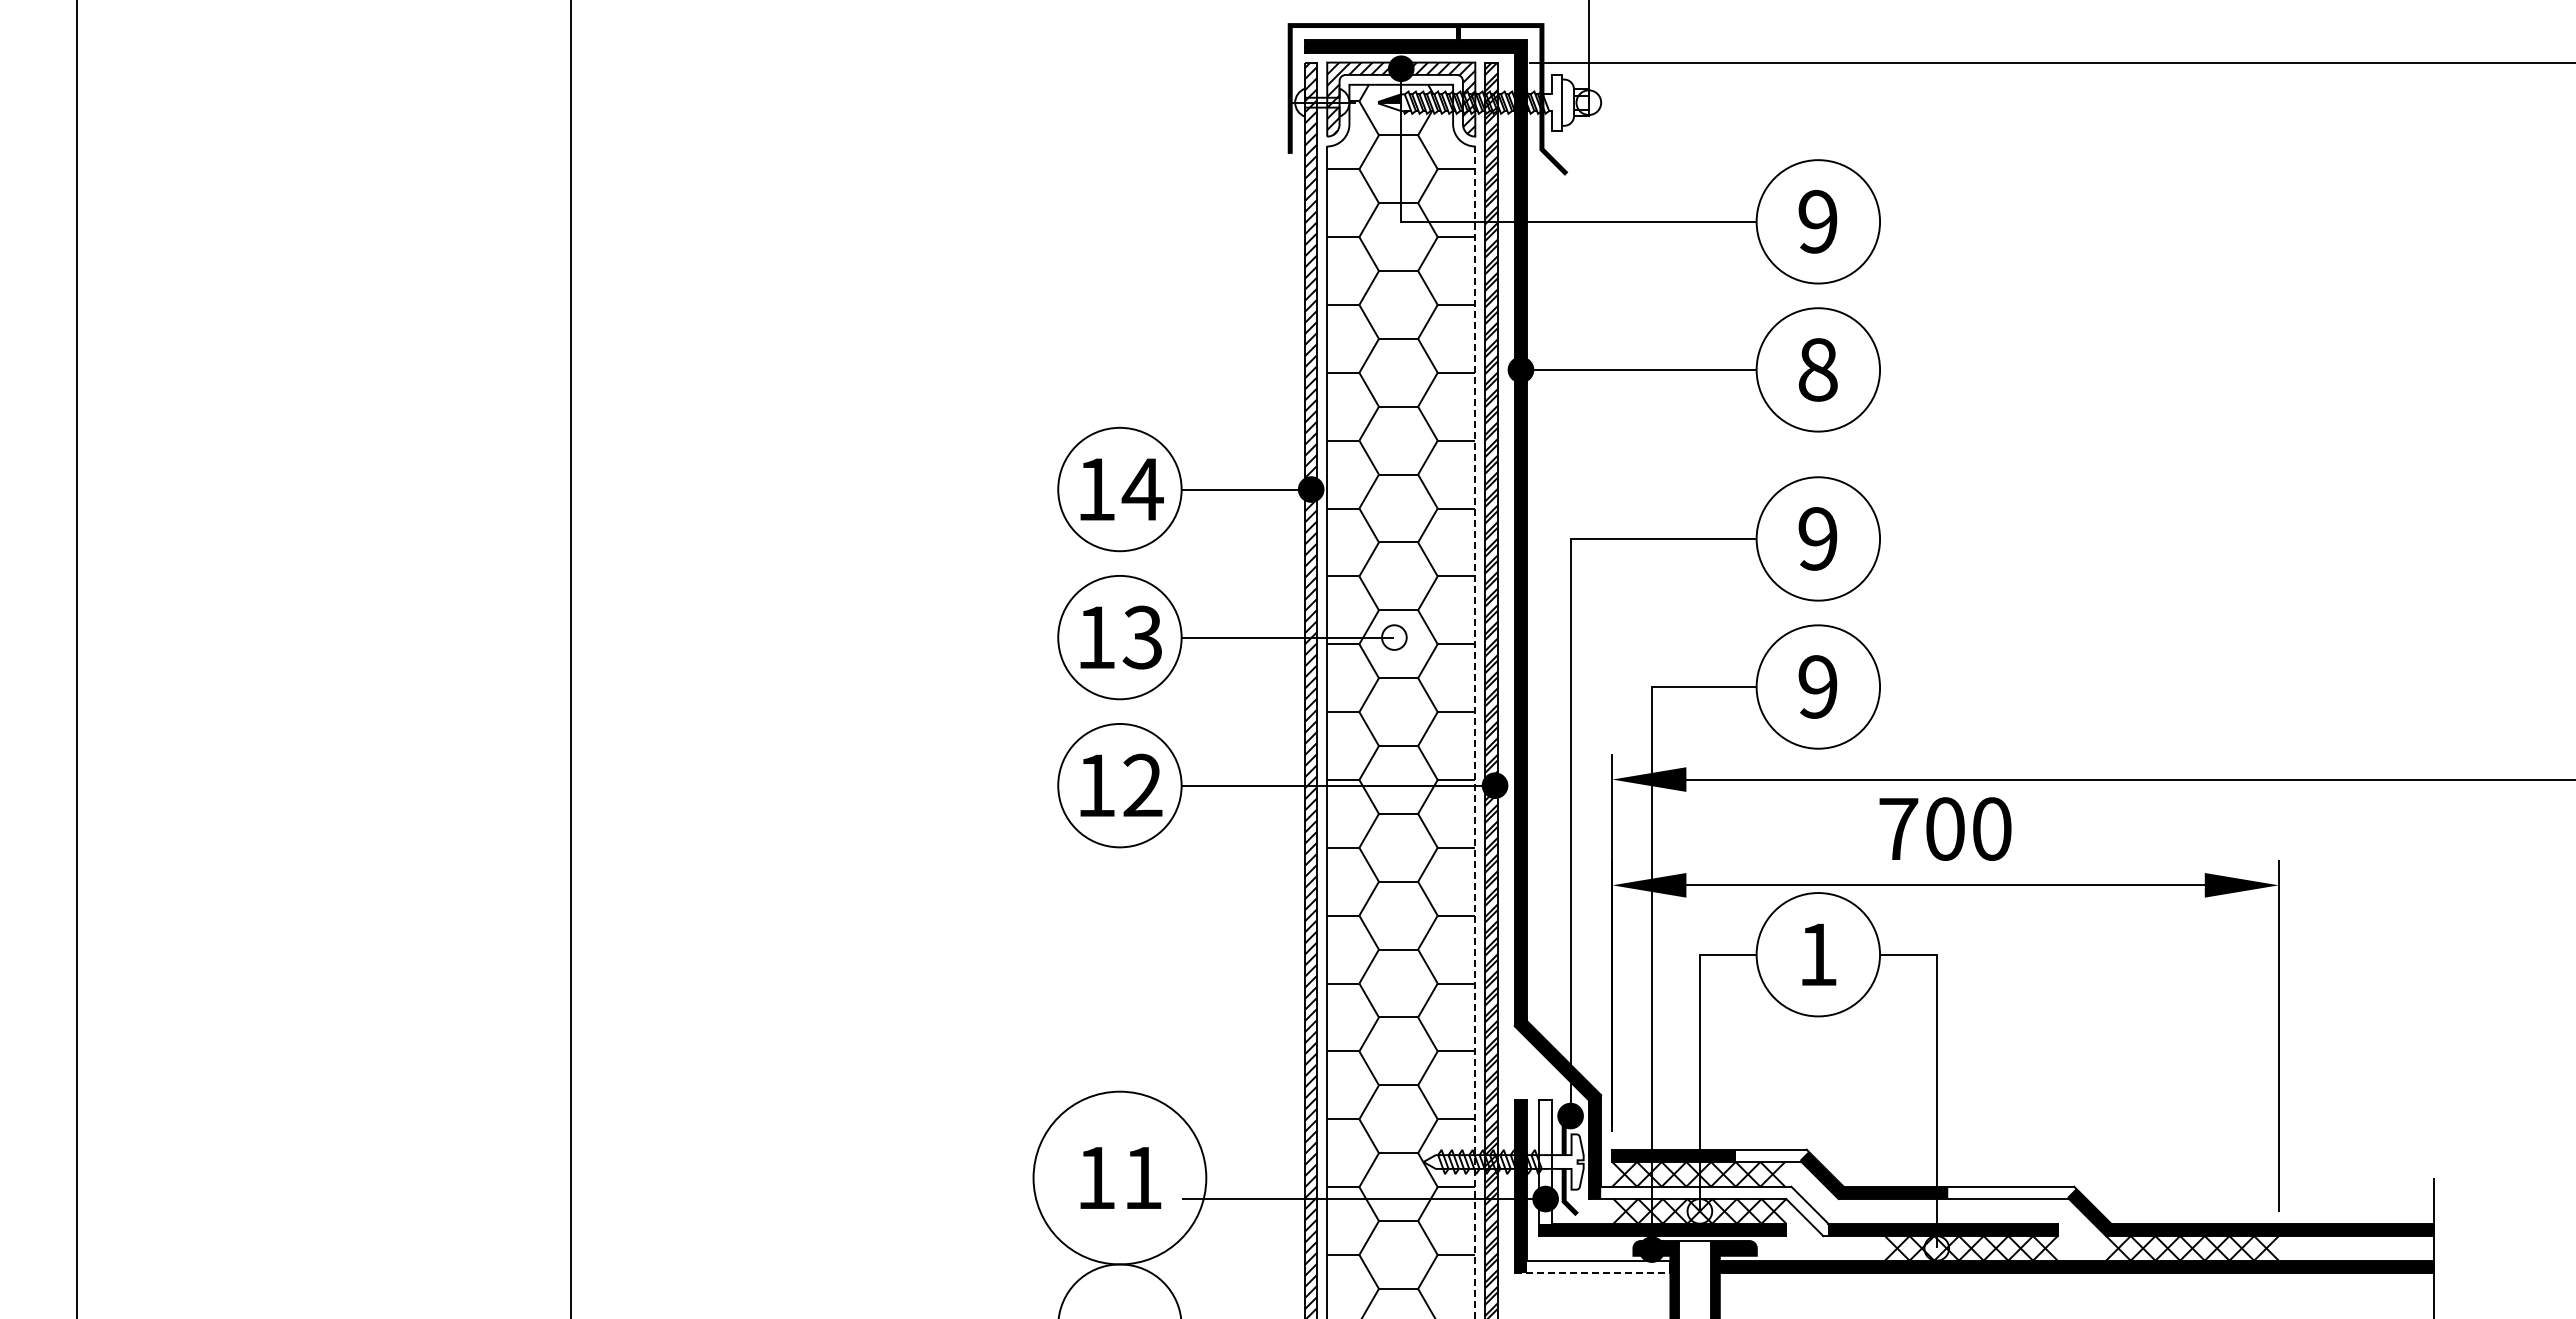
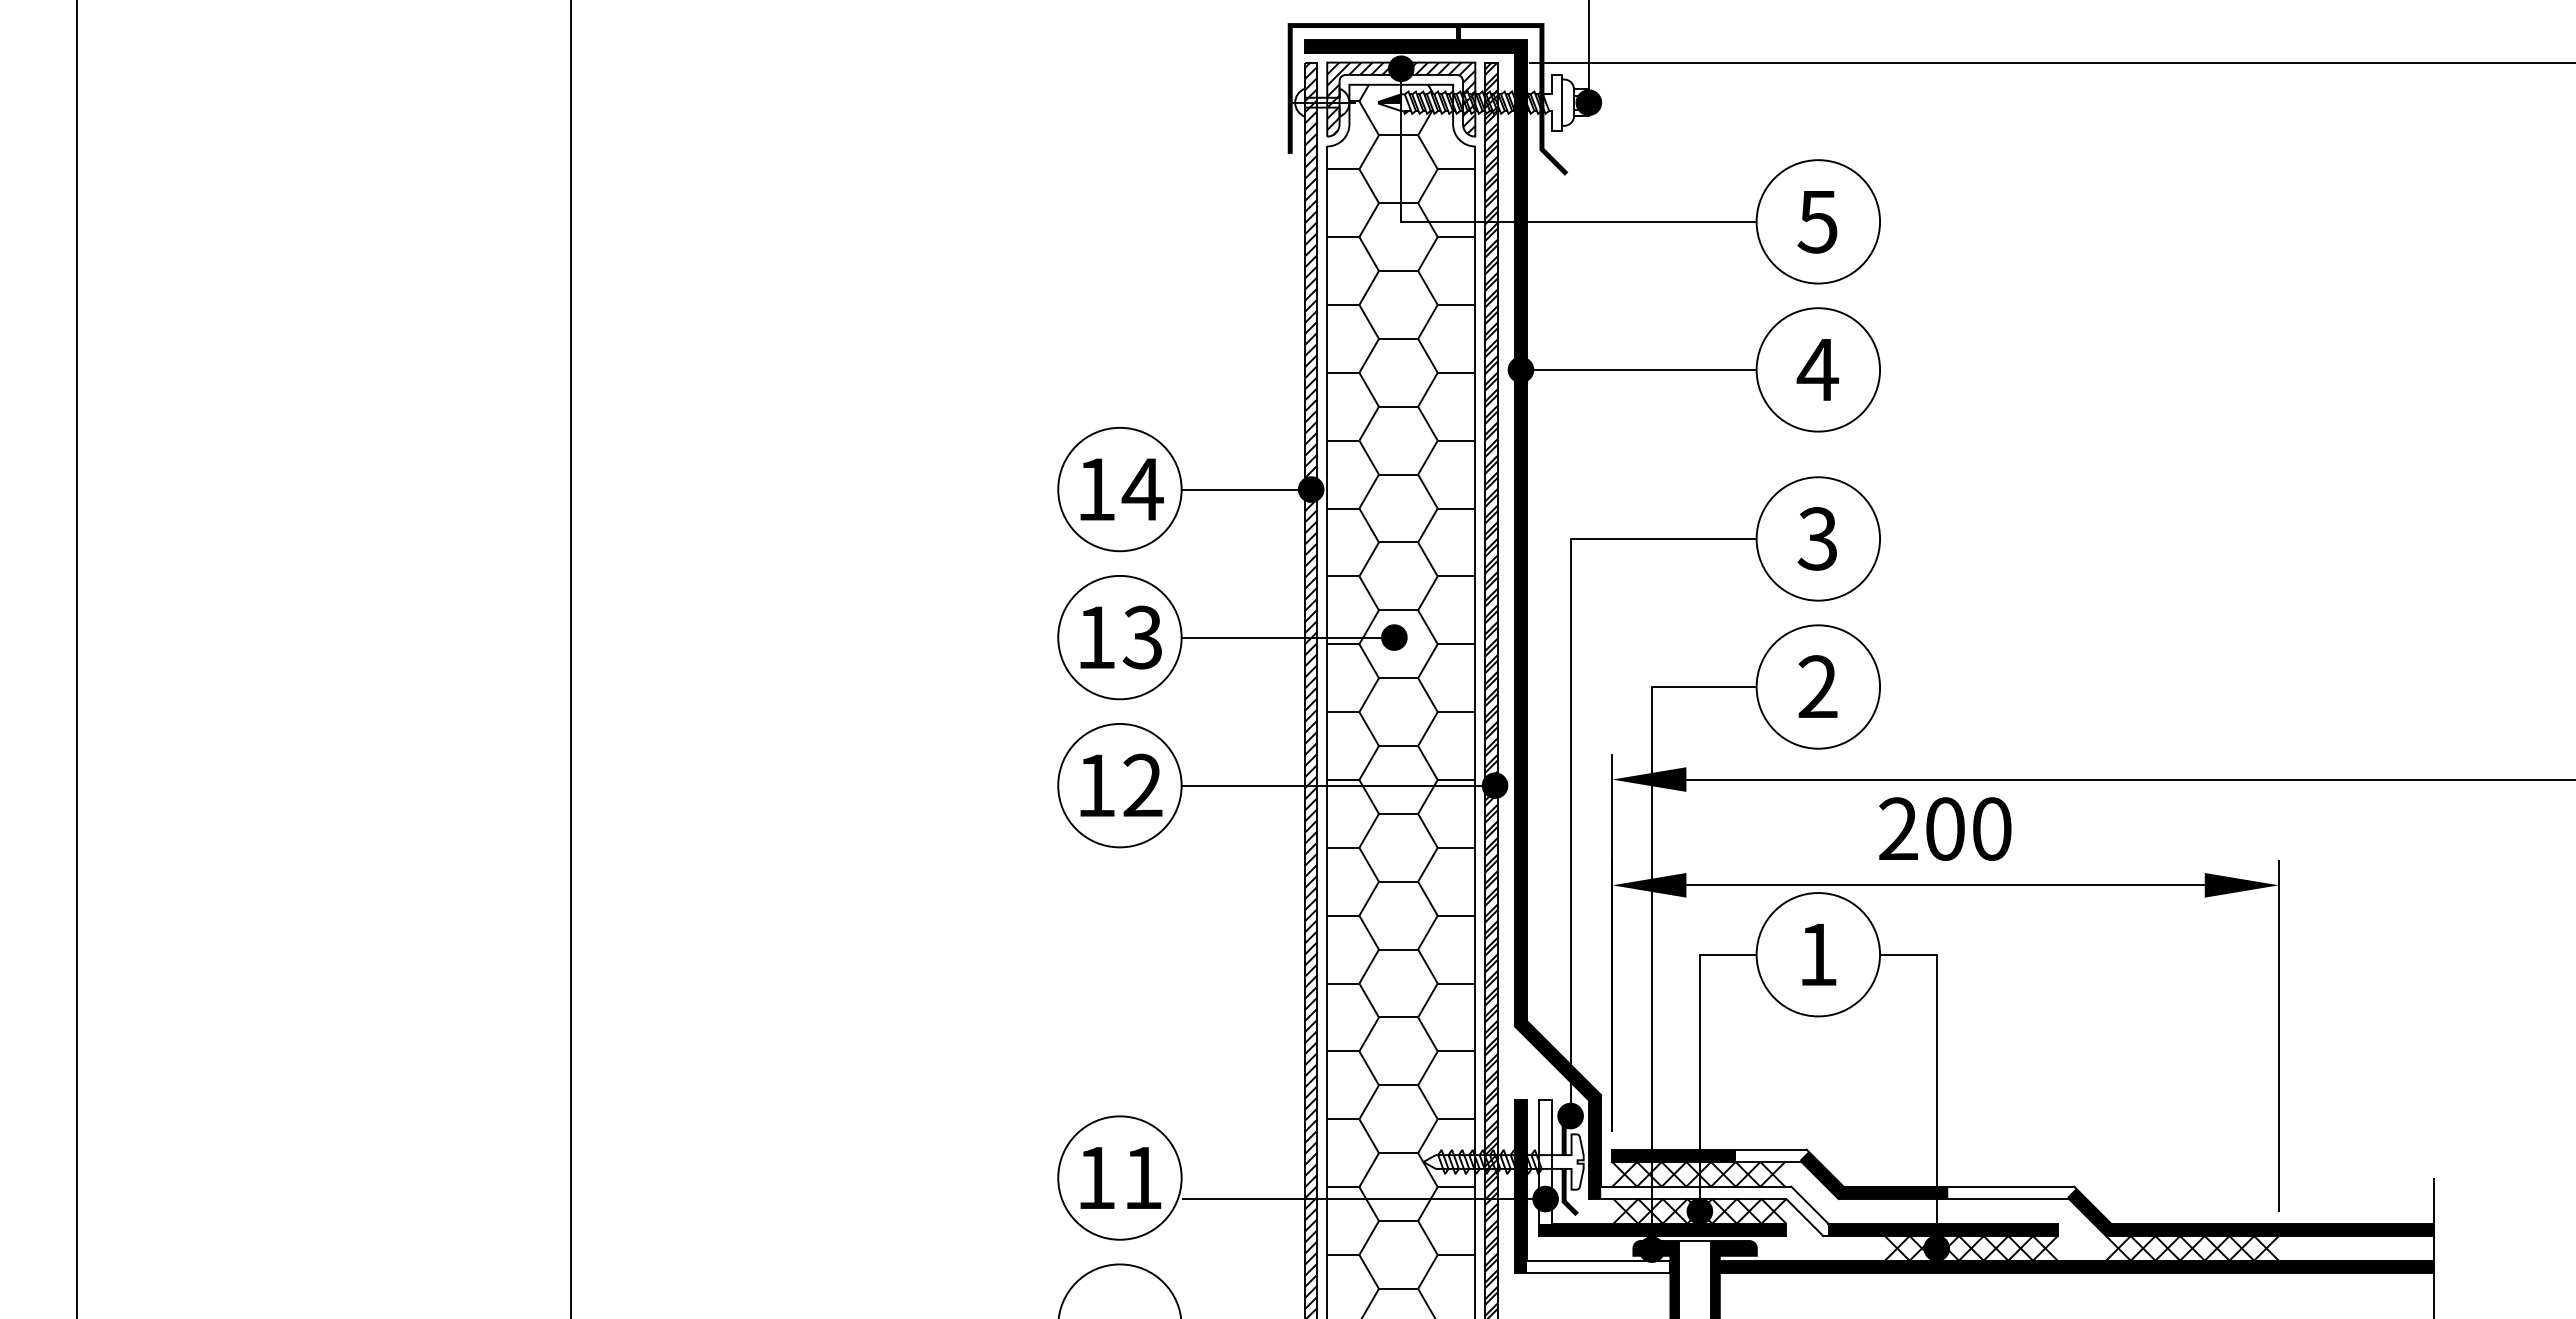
fill: none -> present (1588, 102)
text: 9 -> 5 (1817, 221)
text: 8 -> 4 (1817, 369)
text: 9 -> 3 (1817, 538)
fill: none -> present (1394, 637)
text: 9 -> 2 (1817, 686)
line: dashed -> solid (1475, 732)
text: 700 -> 200 (1898, 828)
circle diameter: 173 px -> 123 px (1119, 1177)
fill: none -> present (1699, 1211)
fill: none -> present (1936, 1248)
line: dashed -> solid (1592, 1273)
